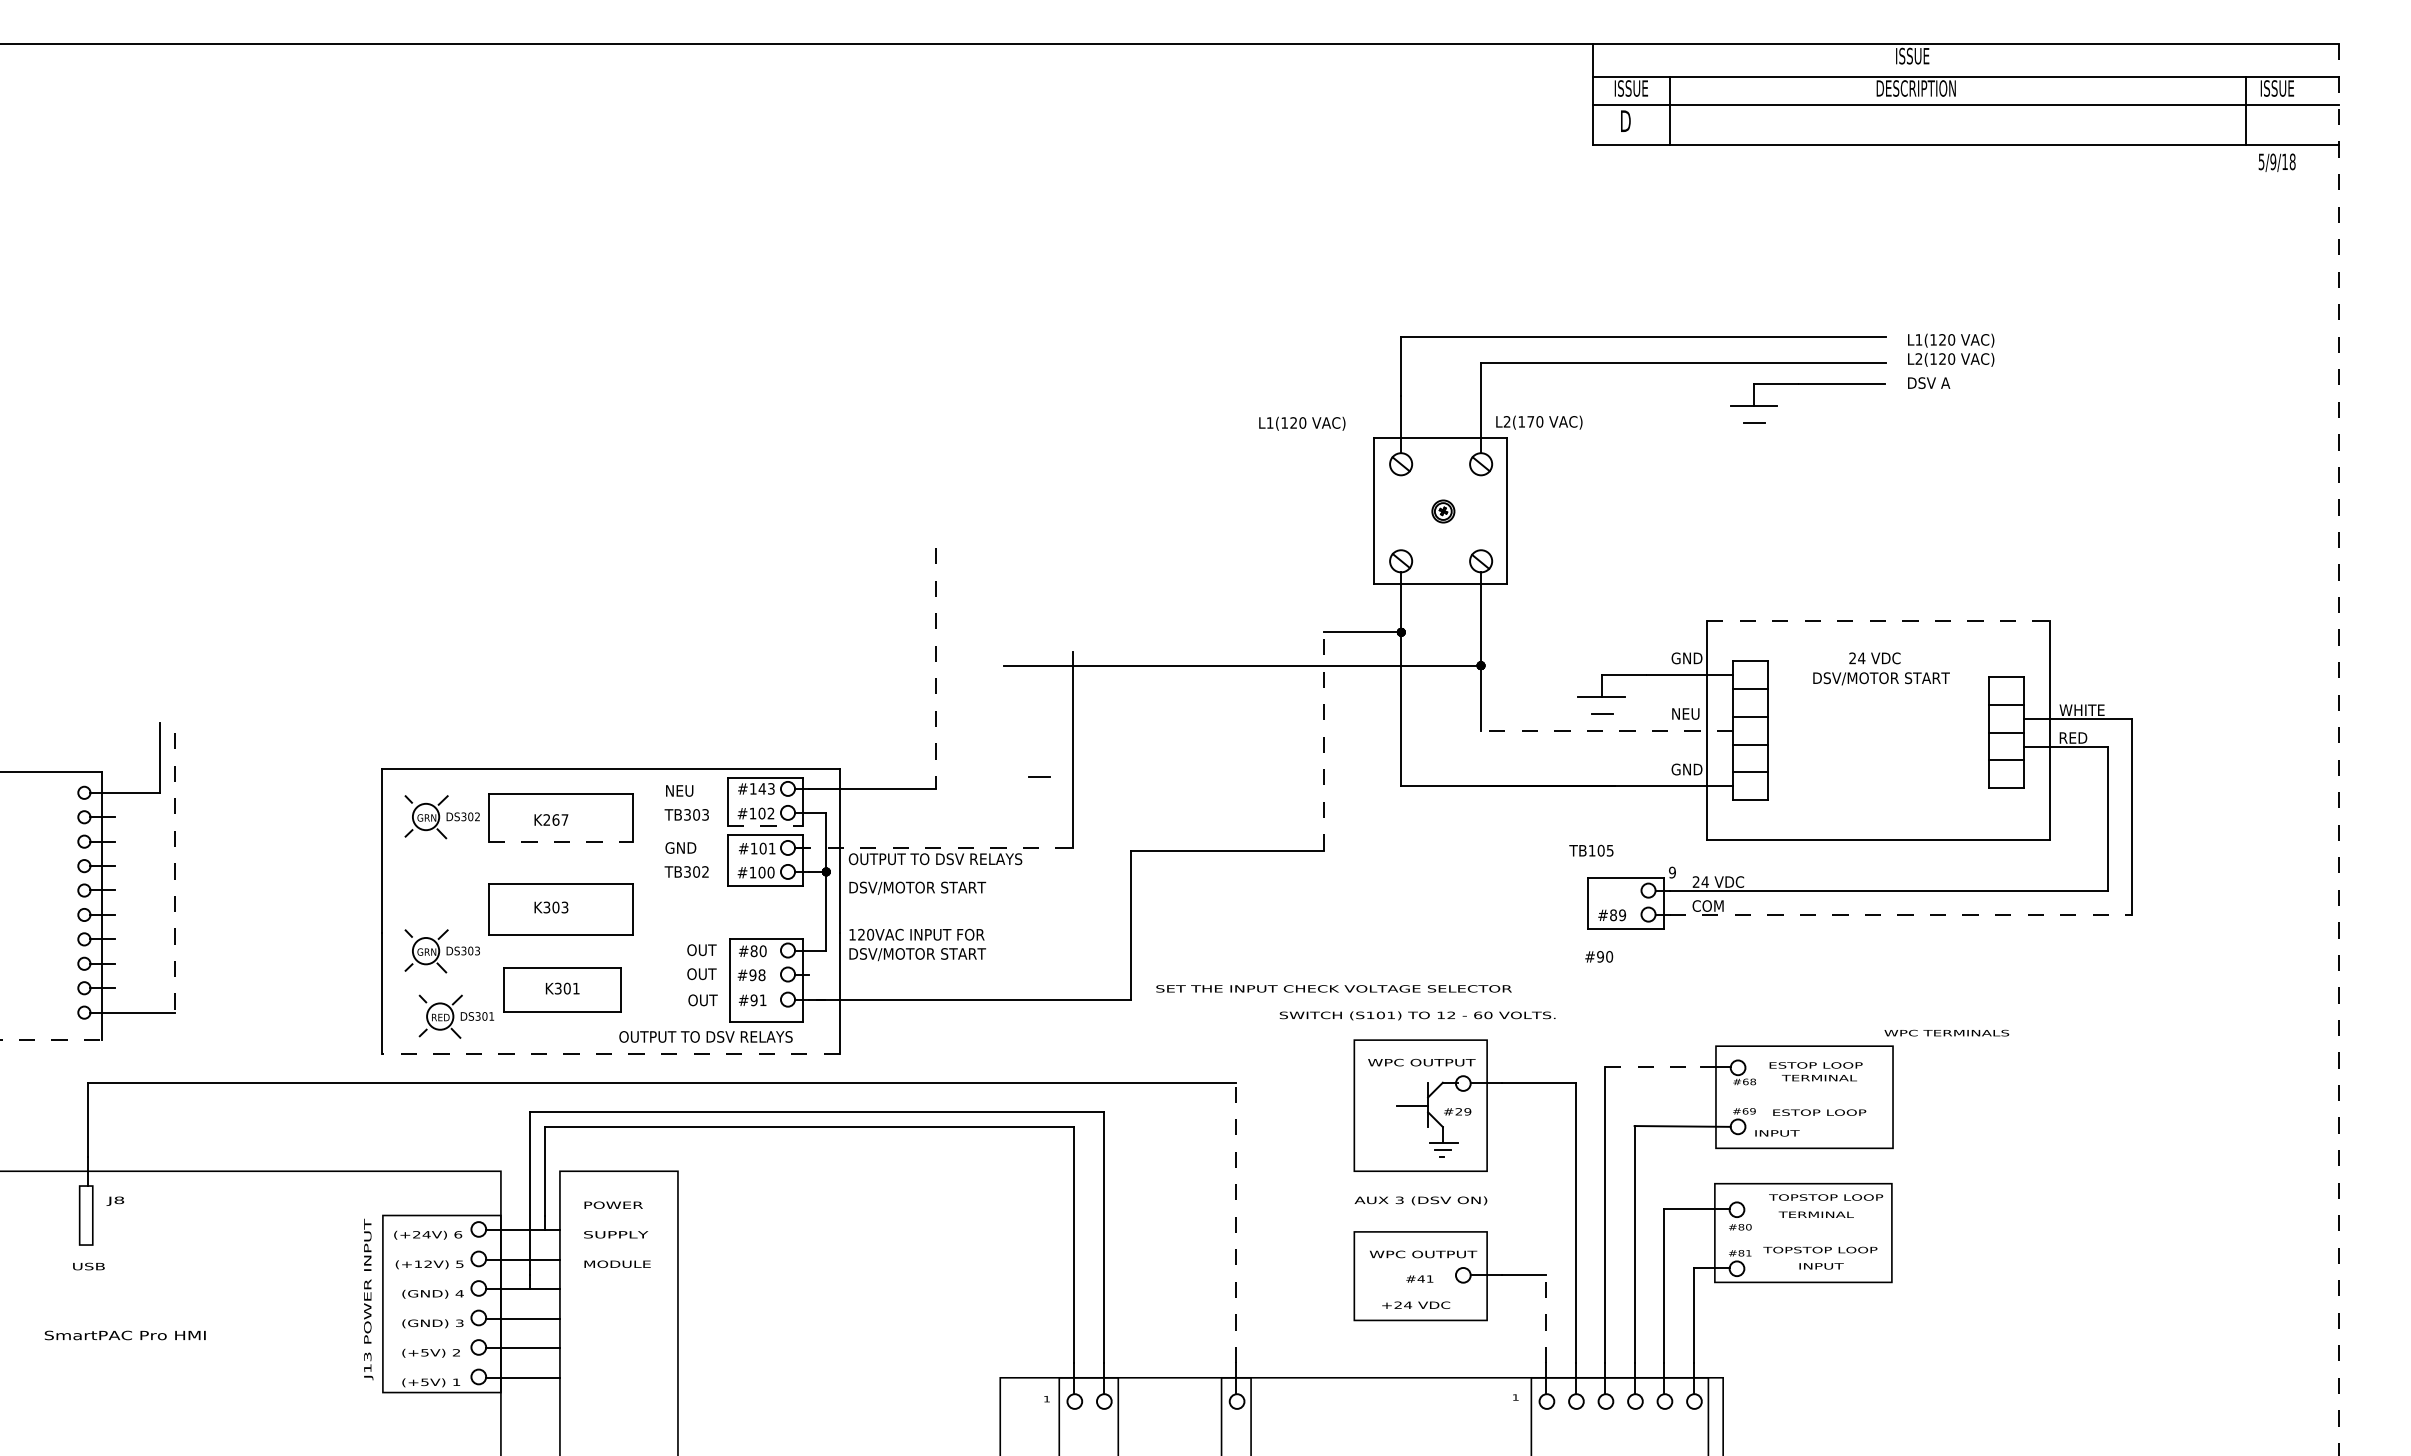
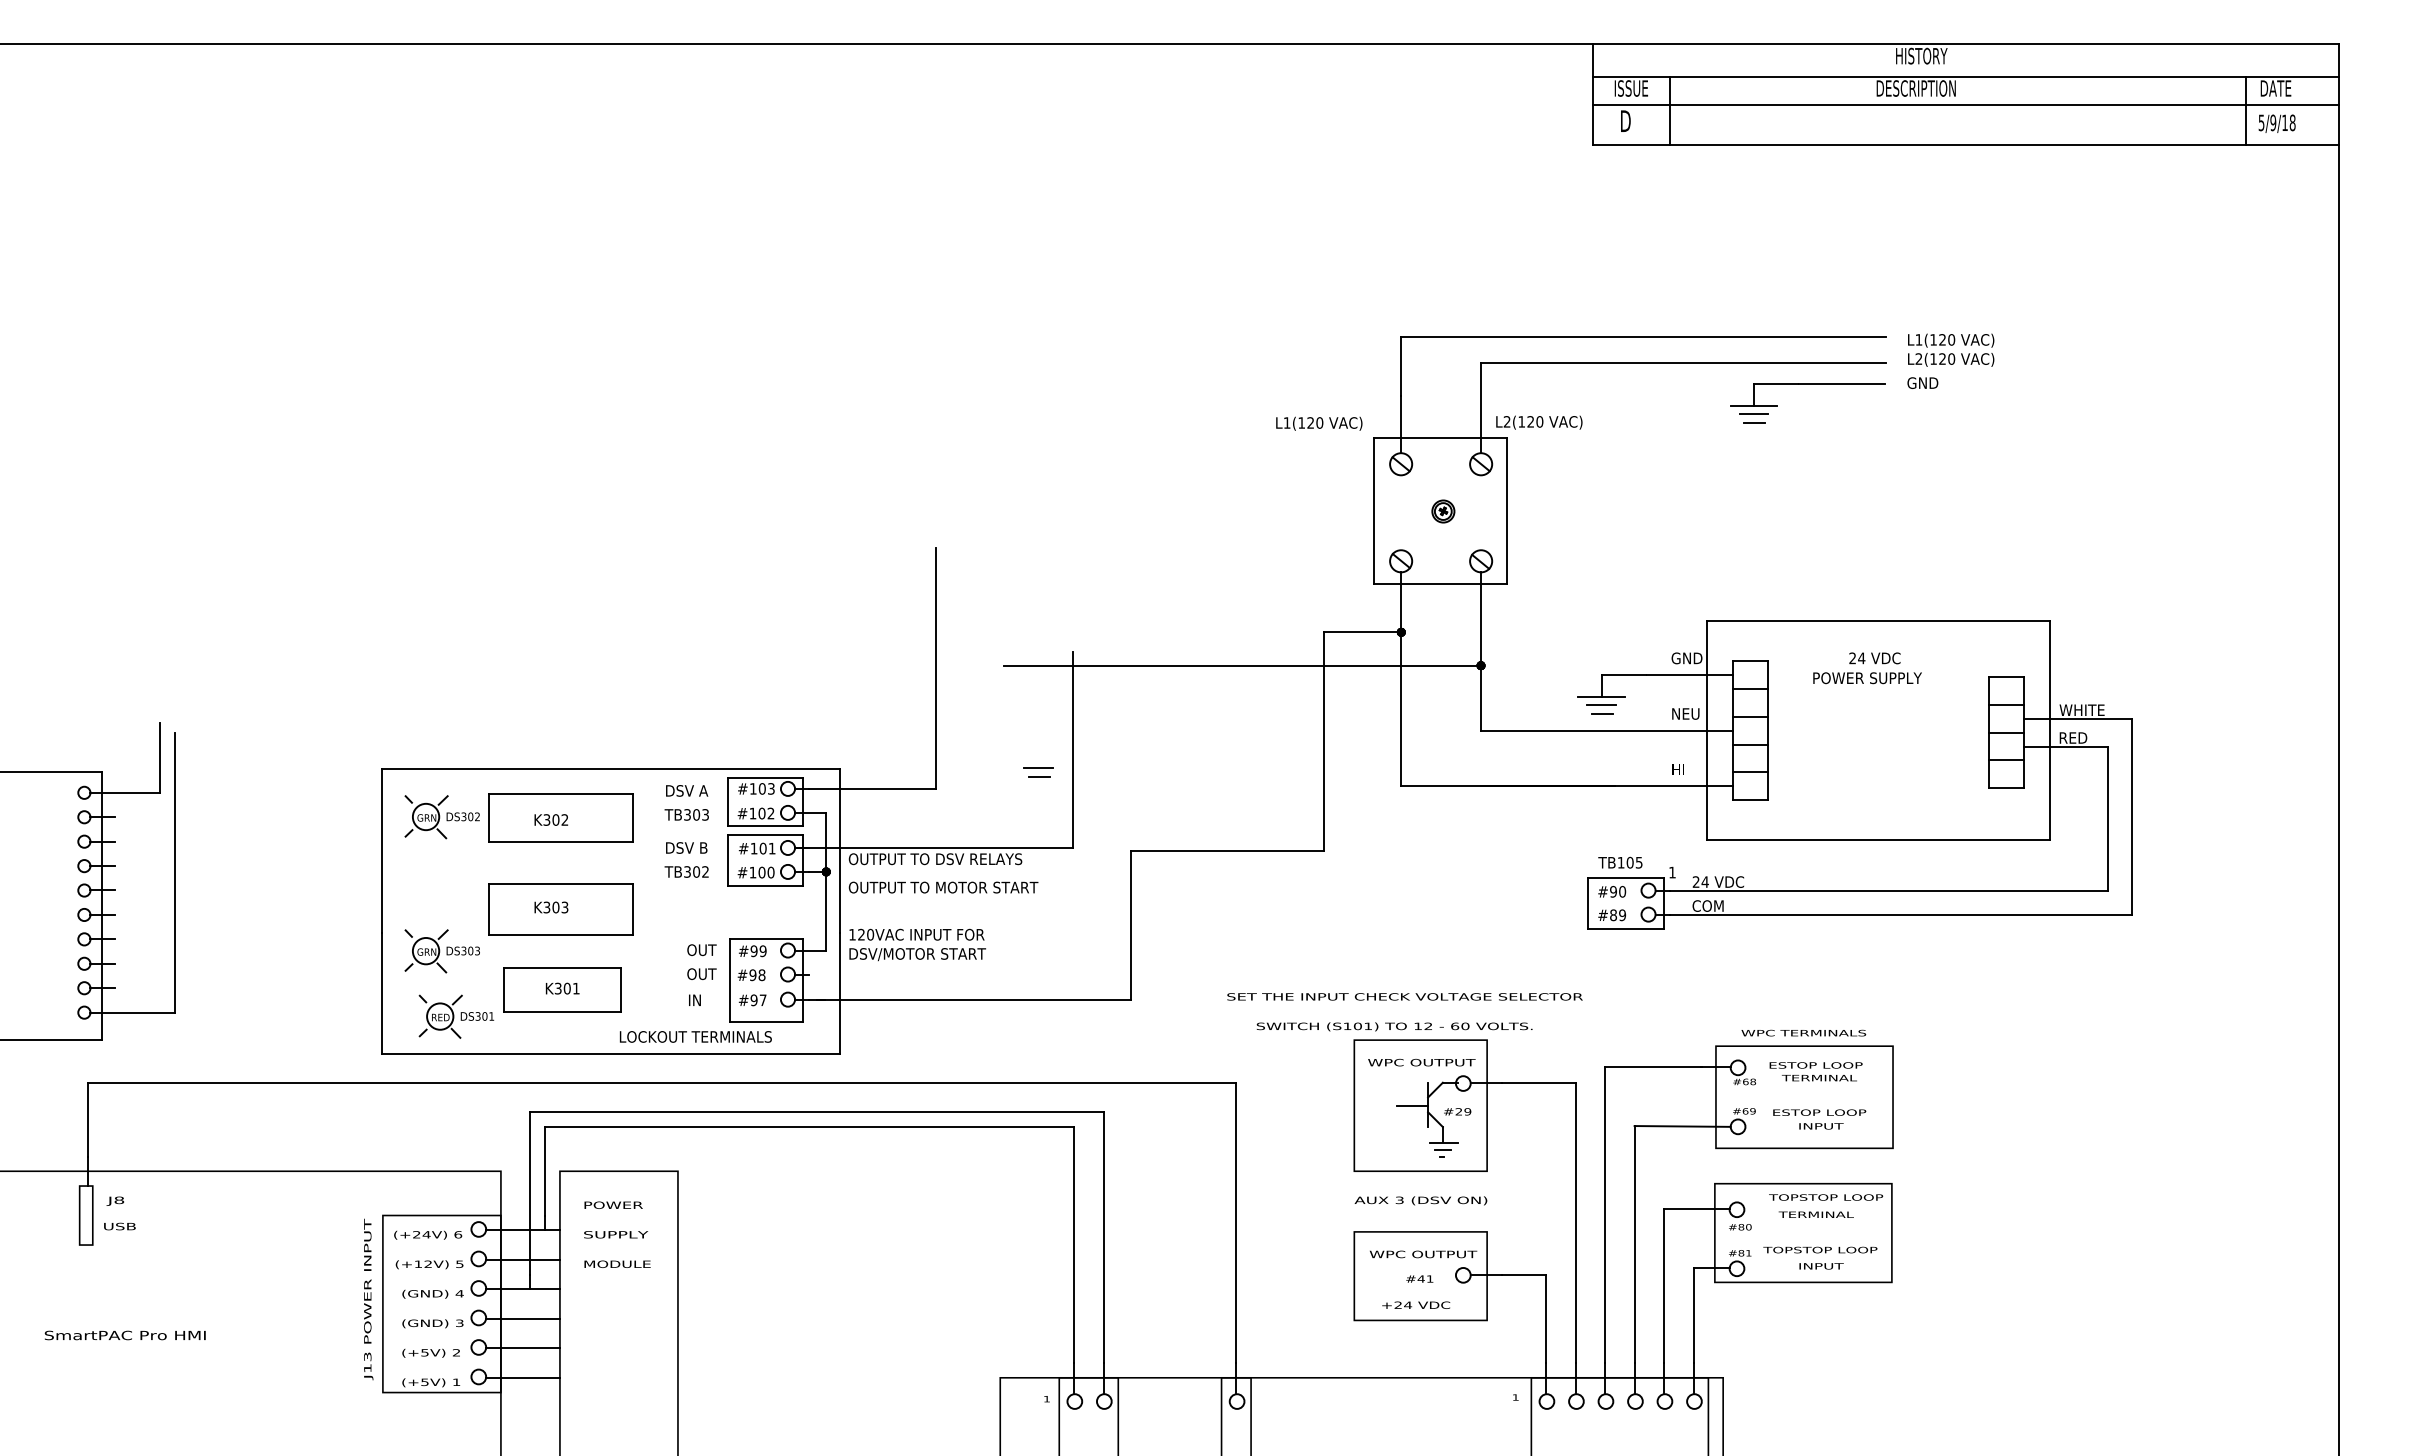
text: ISSUE -> HISTORY (1922, 55)
text: ISSUE -> DATE (2278, 88)
text position: (2276, 162) -> (2276, 123) (2276, 123)
text: DSV A -> GND (1928, 382)
line: none -> present (1753, 413)
text: L2(170 -> L2(120 (1530, 421)
text position: (1302, 423) -> (1319, 423) (1319, 423)
line: dashed -> solid (1878, 621)
line: dashed -> solid (935, 669)
text: DSV/MOTOR START -> POWER SUPPLY (1881, 678)
line: none -> present (1601, 704)
line: dashed -> solid (1606, 730)
line: dashed -> solid (1323, 741)
line: dashed -> solid (2338, 749)
line: none -> present (1038, 768)
text: GND -> HI (1686, 769)
text: #143 -> #103 (762, 788)
text: NEU -> DSV A (687, 790)
text: K267 -> K302 (555, 819)
line: dashed -> solid (765, 825)
line: dashed -> solid (561, 842)
text: GND -> DSV B (686, 847)
line: dashed -> solid (934, 847)
text position: (1591, 850) -> (1620, 862) (1620, 862)
line: dashed -> solid (175, 872)
text: 9 -> 1 (1672, 872)
text: DSV/MOTOR START -> OUTPUT TO MOTOR START (943, 887)
line: dashed -> solid (1901, 914)
text: #80 -> #99 (758, 951)
text position: (1599, 956) -> (1612, 891) (1612, 891)
text position: (1333, 988) -> (1404, 996) (1404, 996)
text: #91 -> #97 (762, 999)
text: OUT -> IN (702, 1000)
text position: (1417, 1015) -> (1394, 1026) (1394, 1026)
text position: (1946, 1032) -> (1803, 1032) (1803, 1032)
text: OUTPUT TO DSV RELAYS -> LOCKOUT TERMINALS (705, 1036)
line: dashed -> solid (51, 1040)
line: dashed -> solid (610, 1053)
line: dashed -> solid (1653, 1067)
text position: (1777, 1133) -> (1821, 1126) (1821, 1126)
line: dashed -> solid (1236, 1222)
text position: (88, 1266) -> (119, 1226) (119, 1226)
line: dashed -> solid (1546, 1318)
